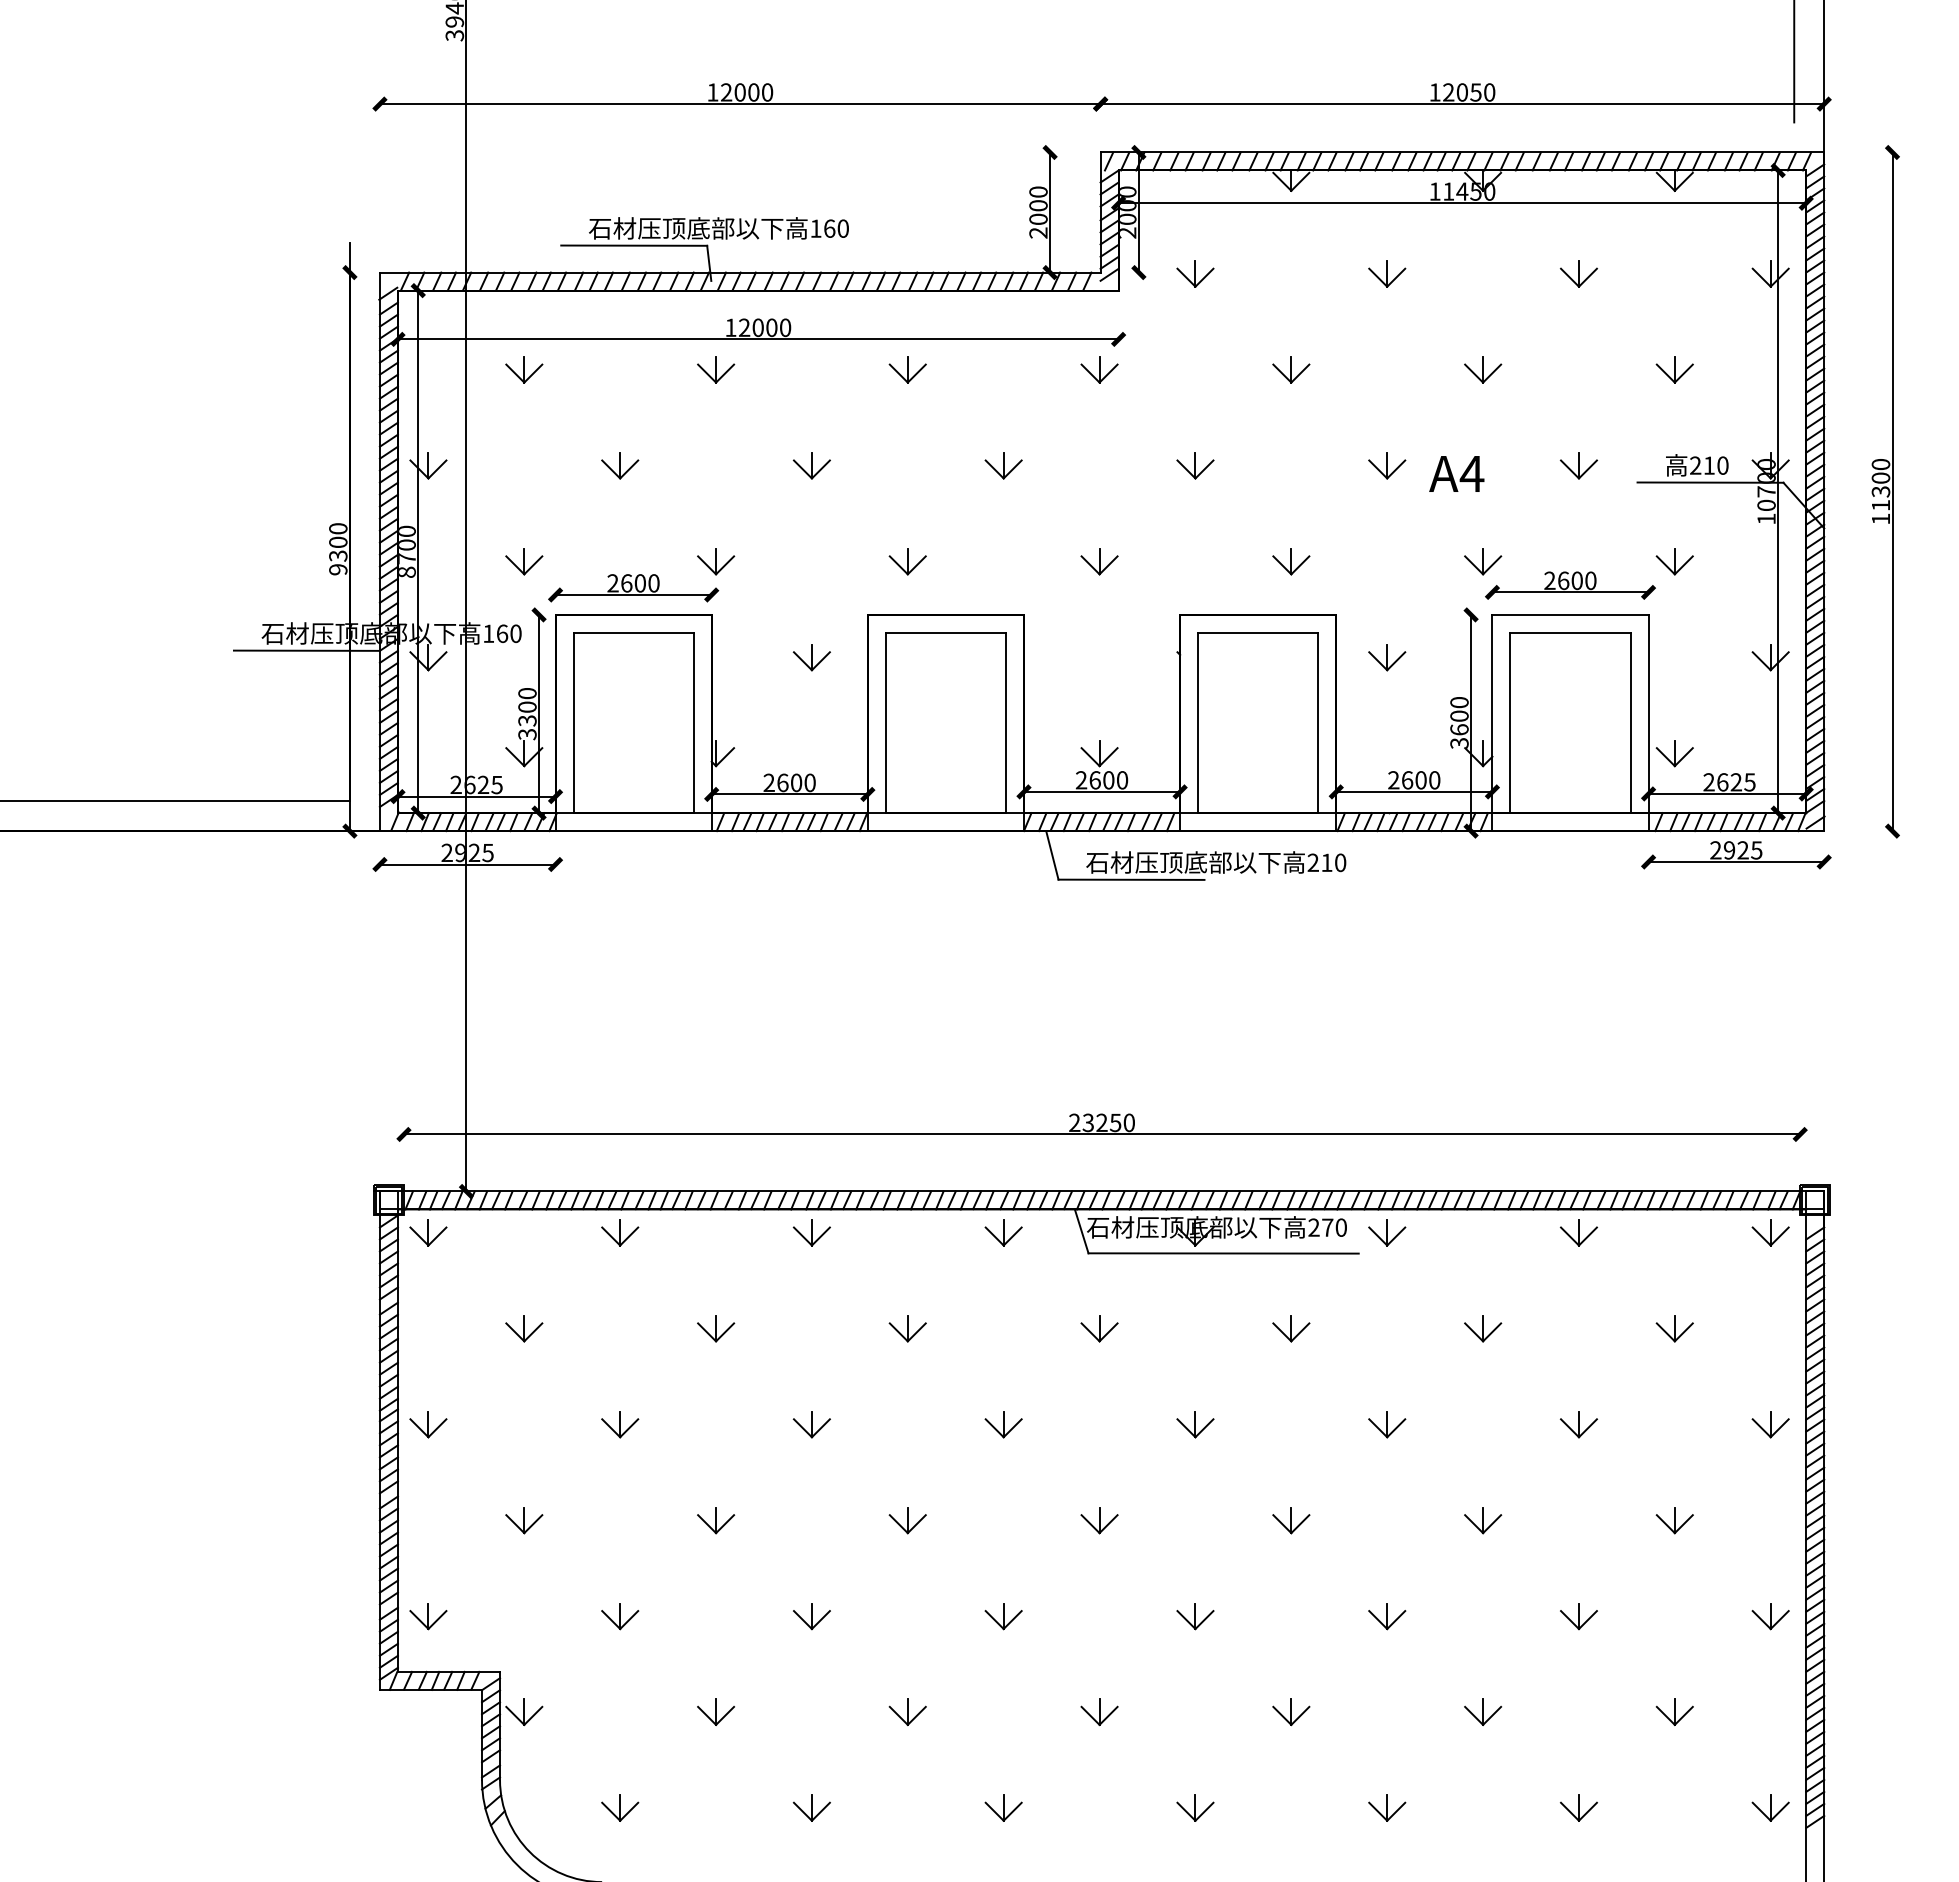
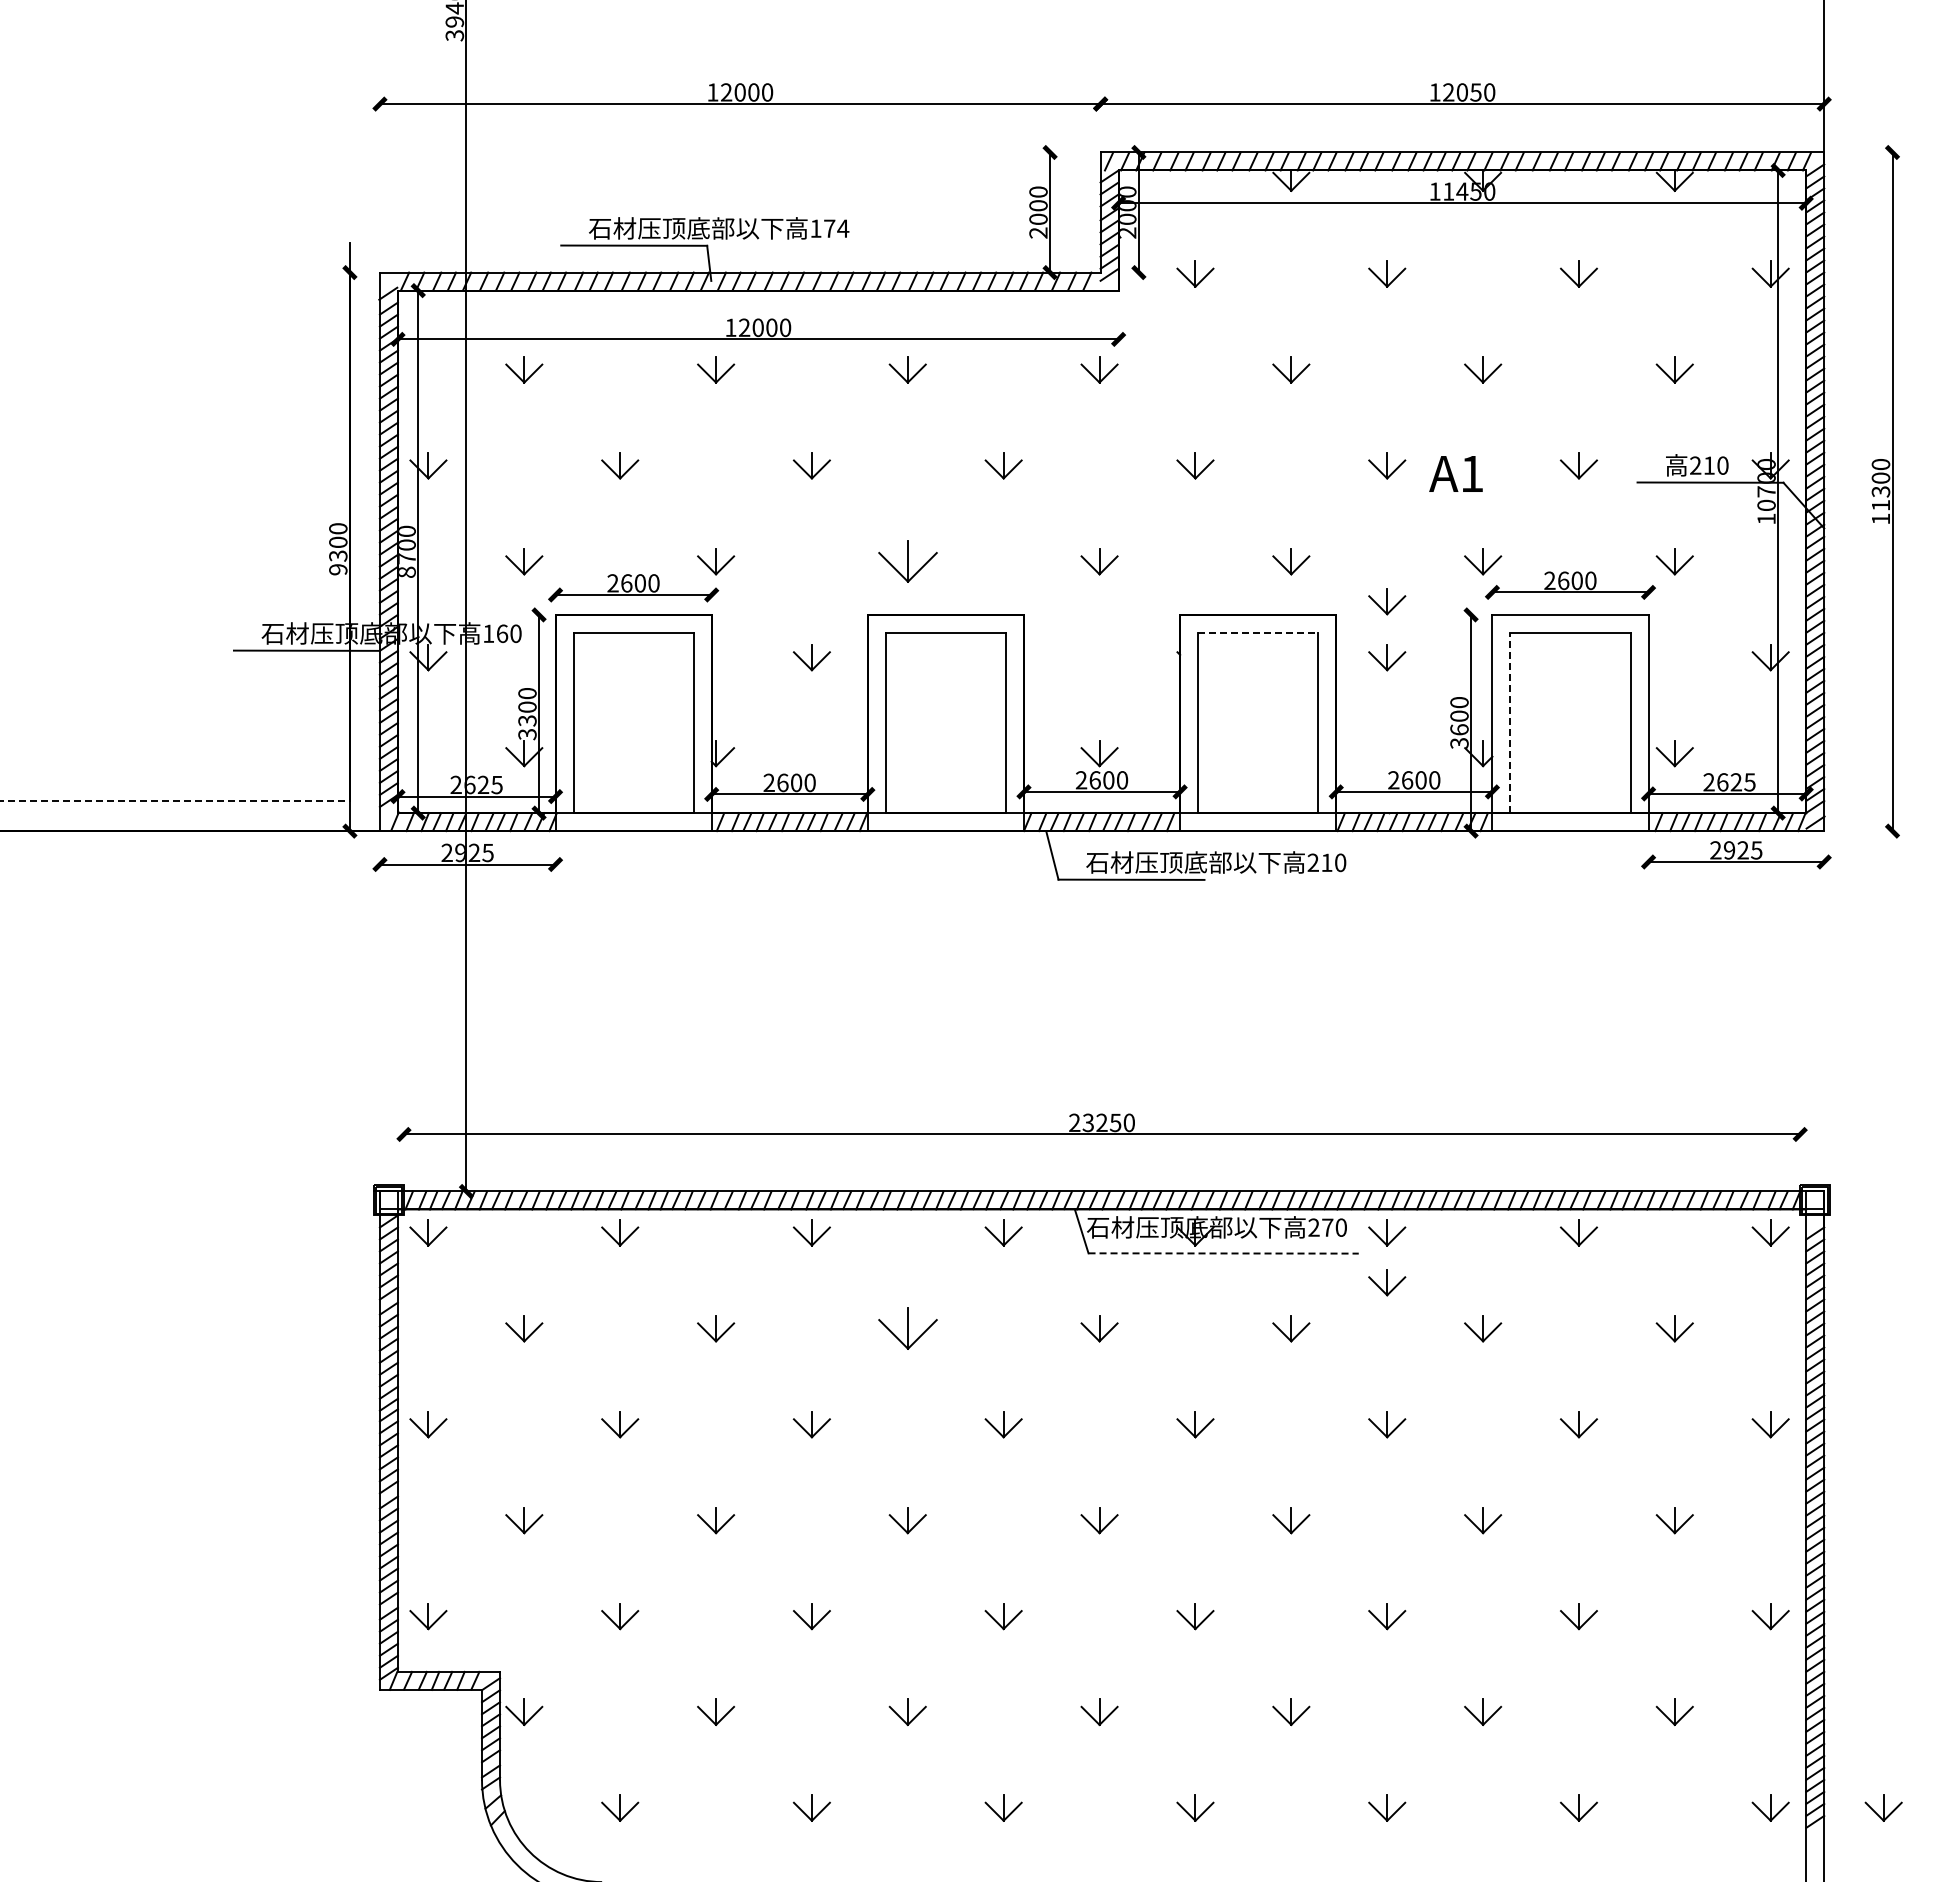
line: present -> none (1794, 62)
text: 160 -> 174 (836, 228)
text: A4 -> A1 (1471, 473)
part size: 39x28 px -> 60x43 px (907, 561)
part: none -> present (1387, 601)
line: solid -> dashed (1258, 632)
line: solid -> dashed (1510, 722)
line: solid -> dashed (174, 801)
line: solid -> dashed (1224, 1253)
part: none -> present (1387, 1282)
part size: 39x28 px -> 60x43 px (907, 1328)
part: none -> present (1883, 1807)
